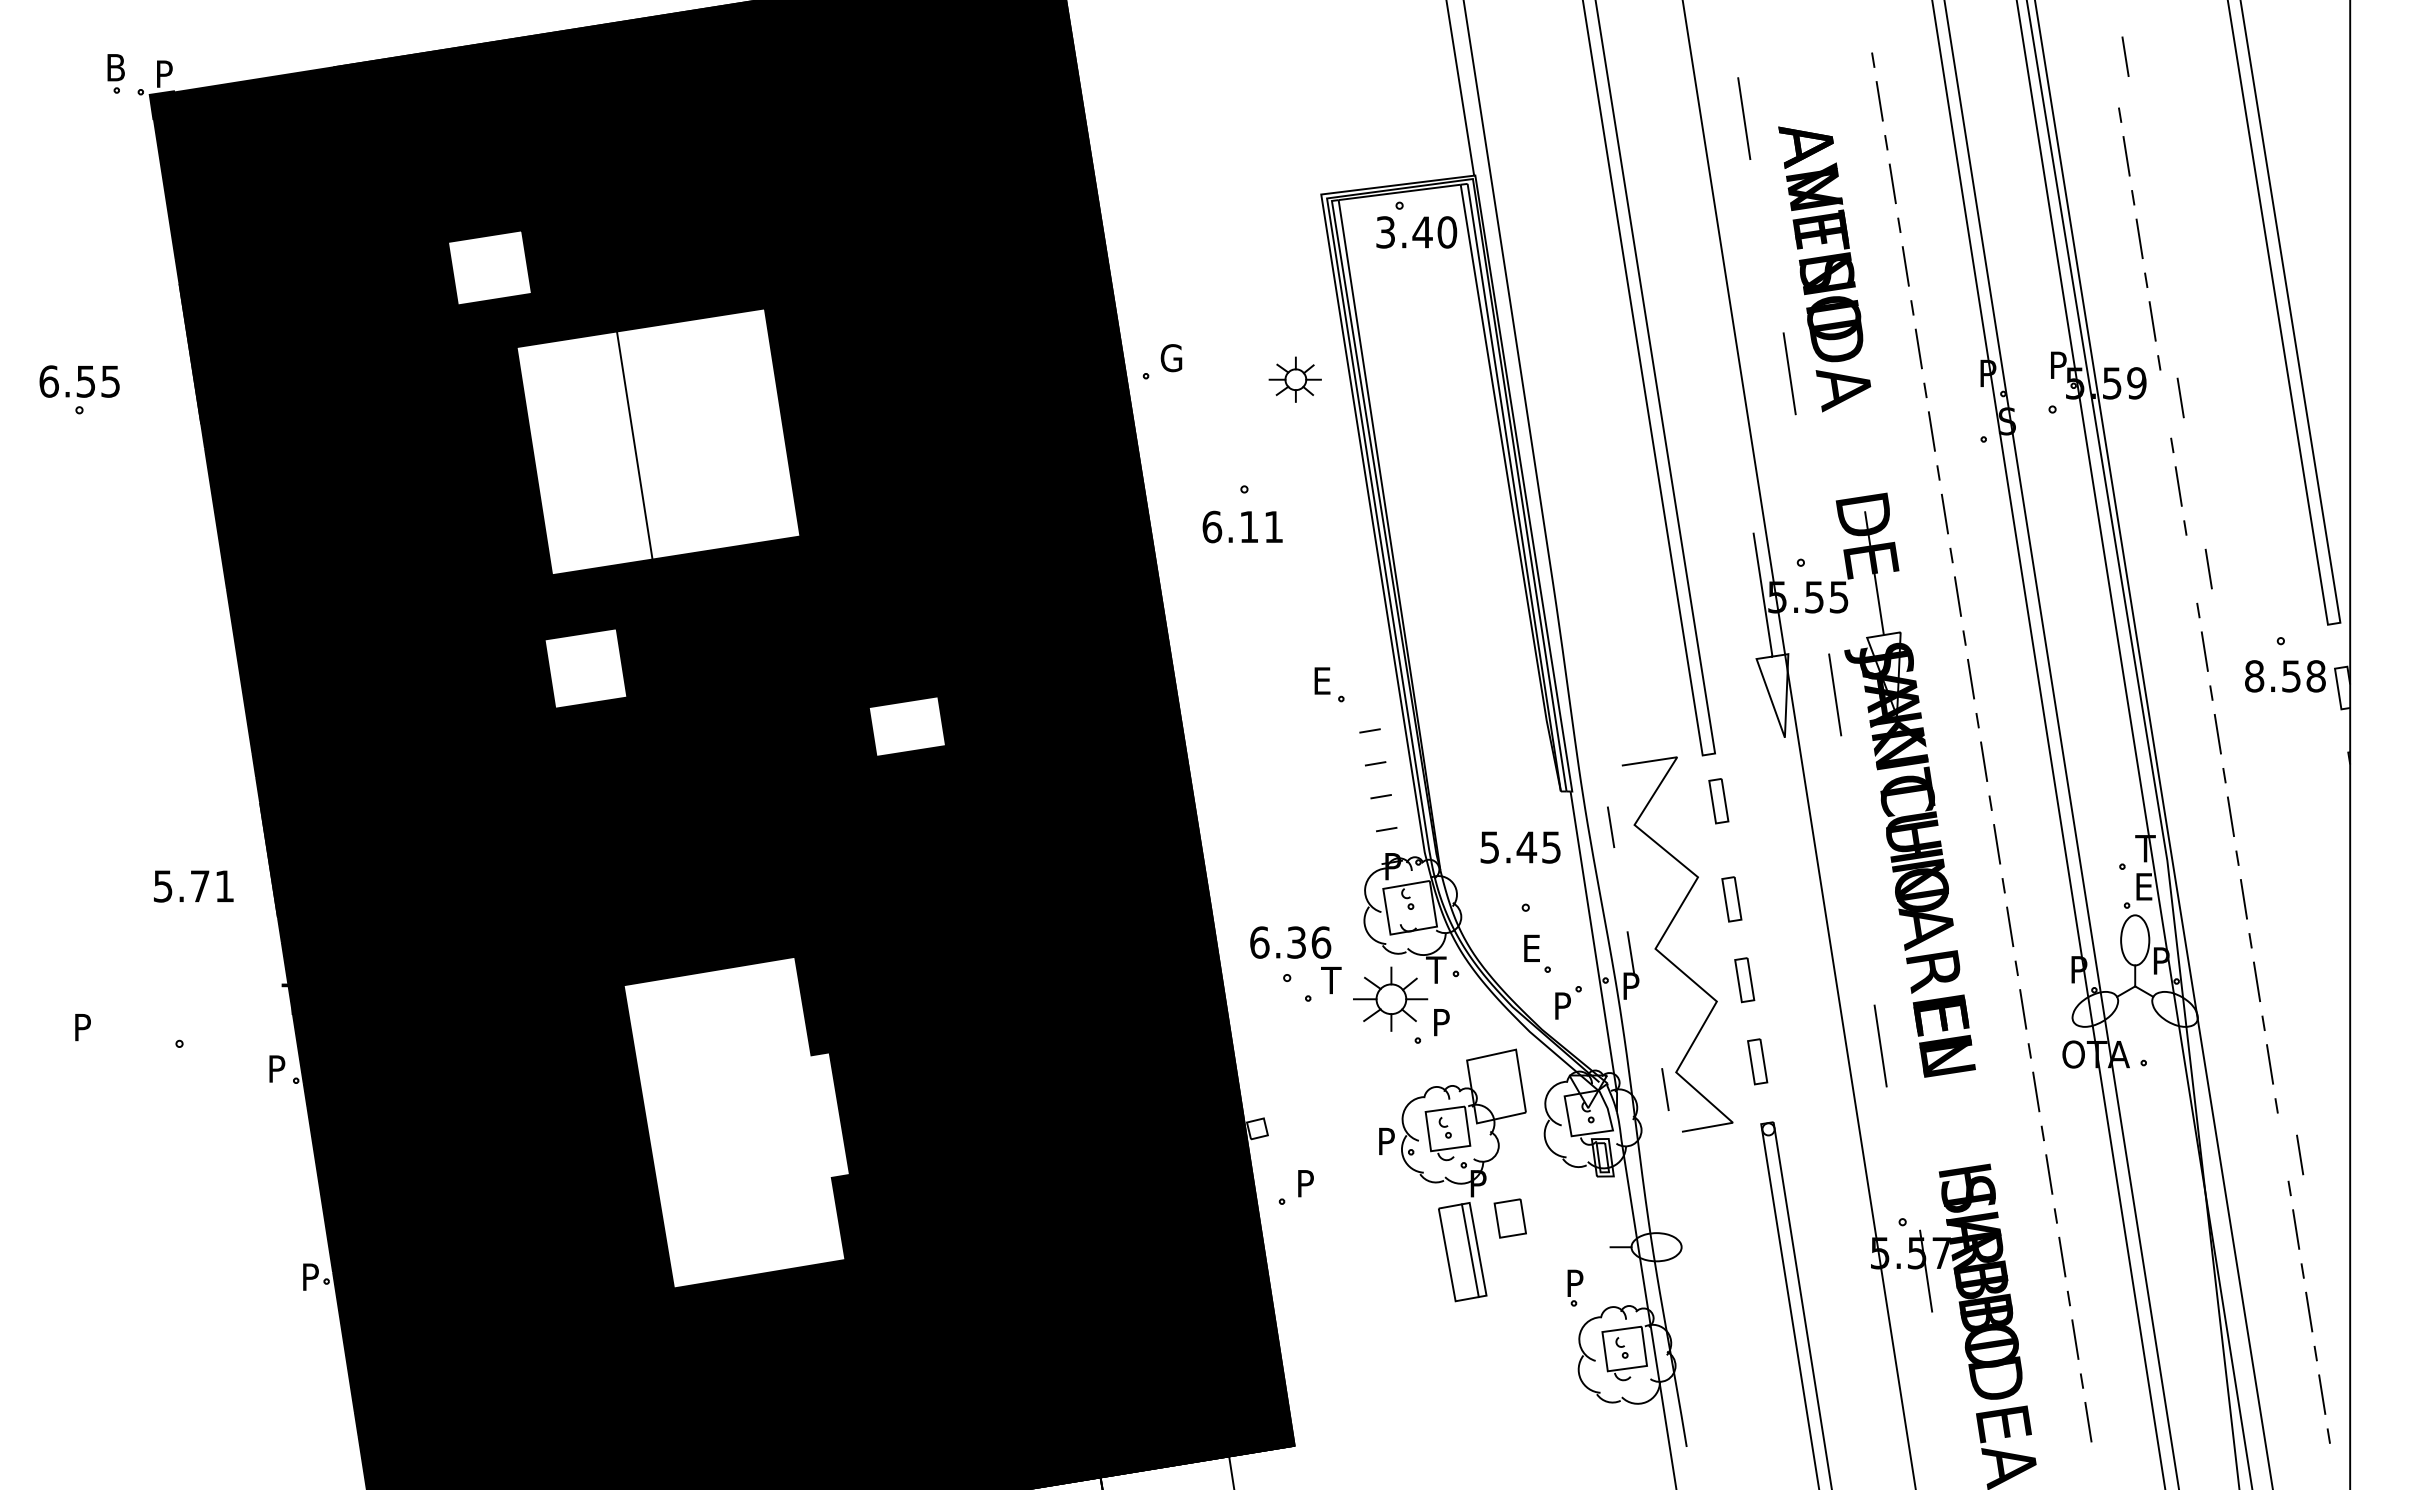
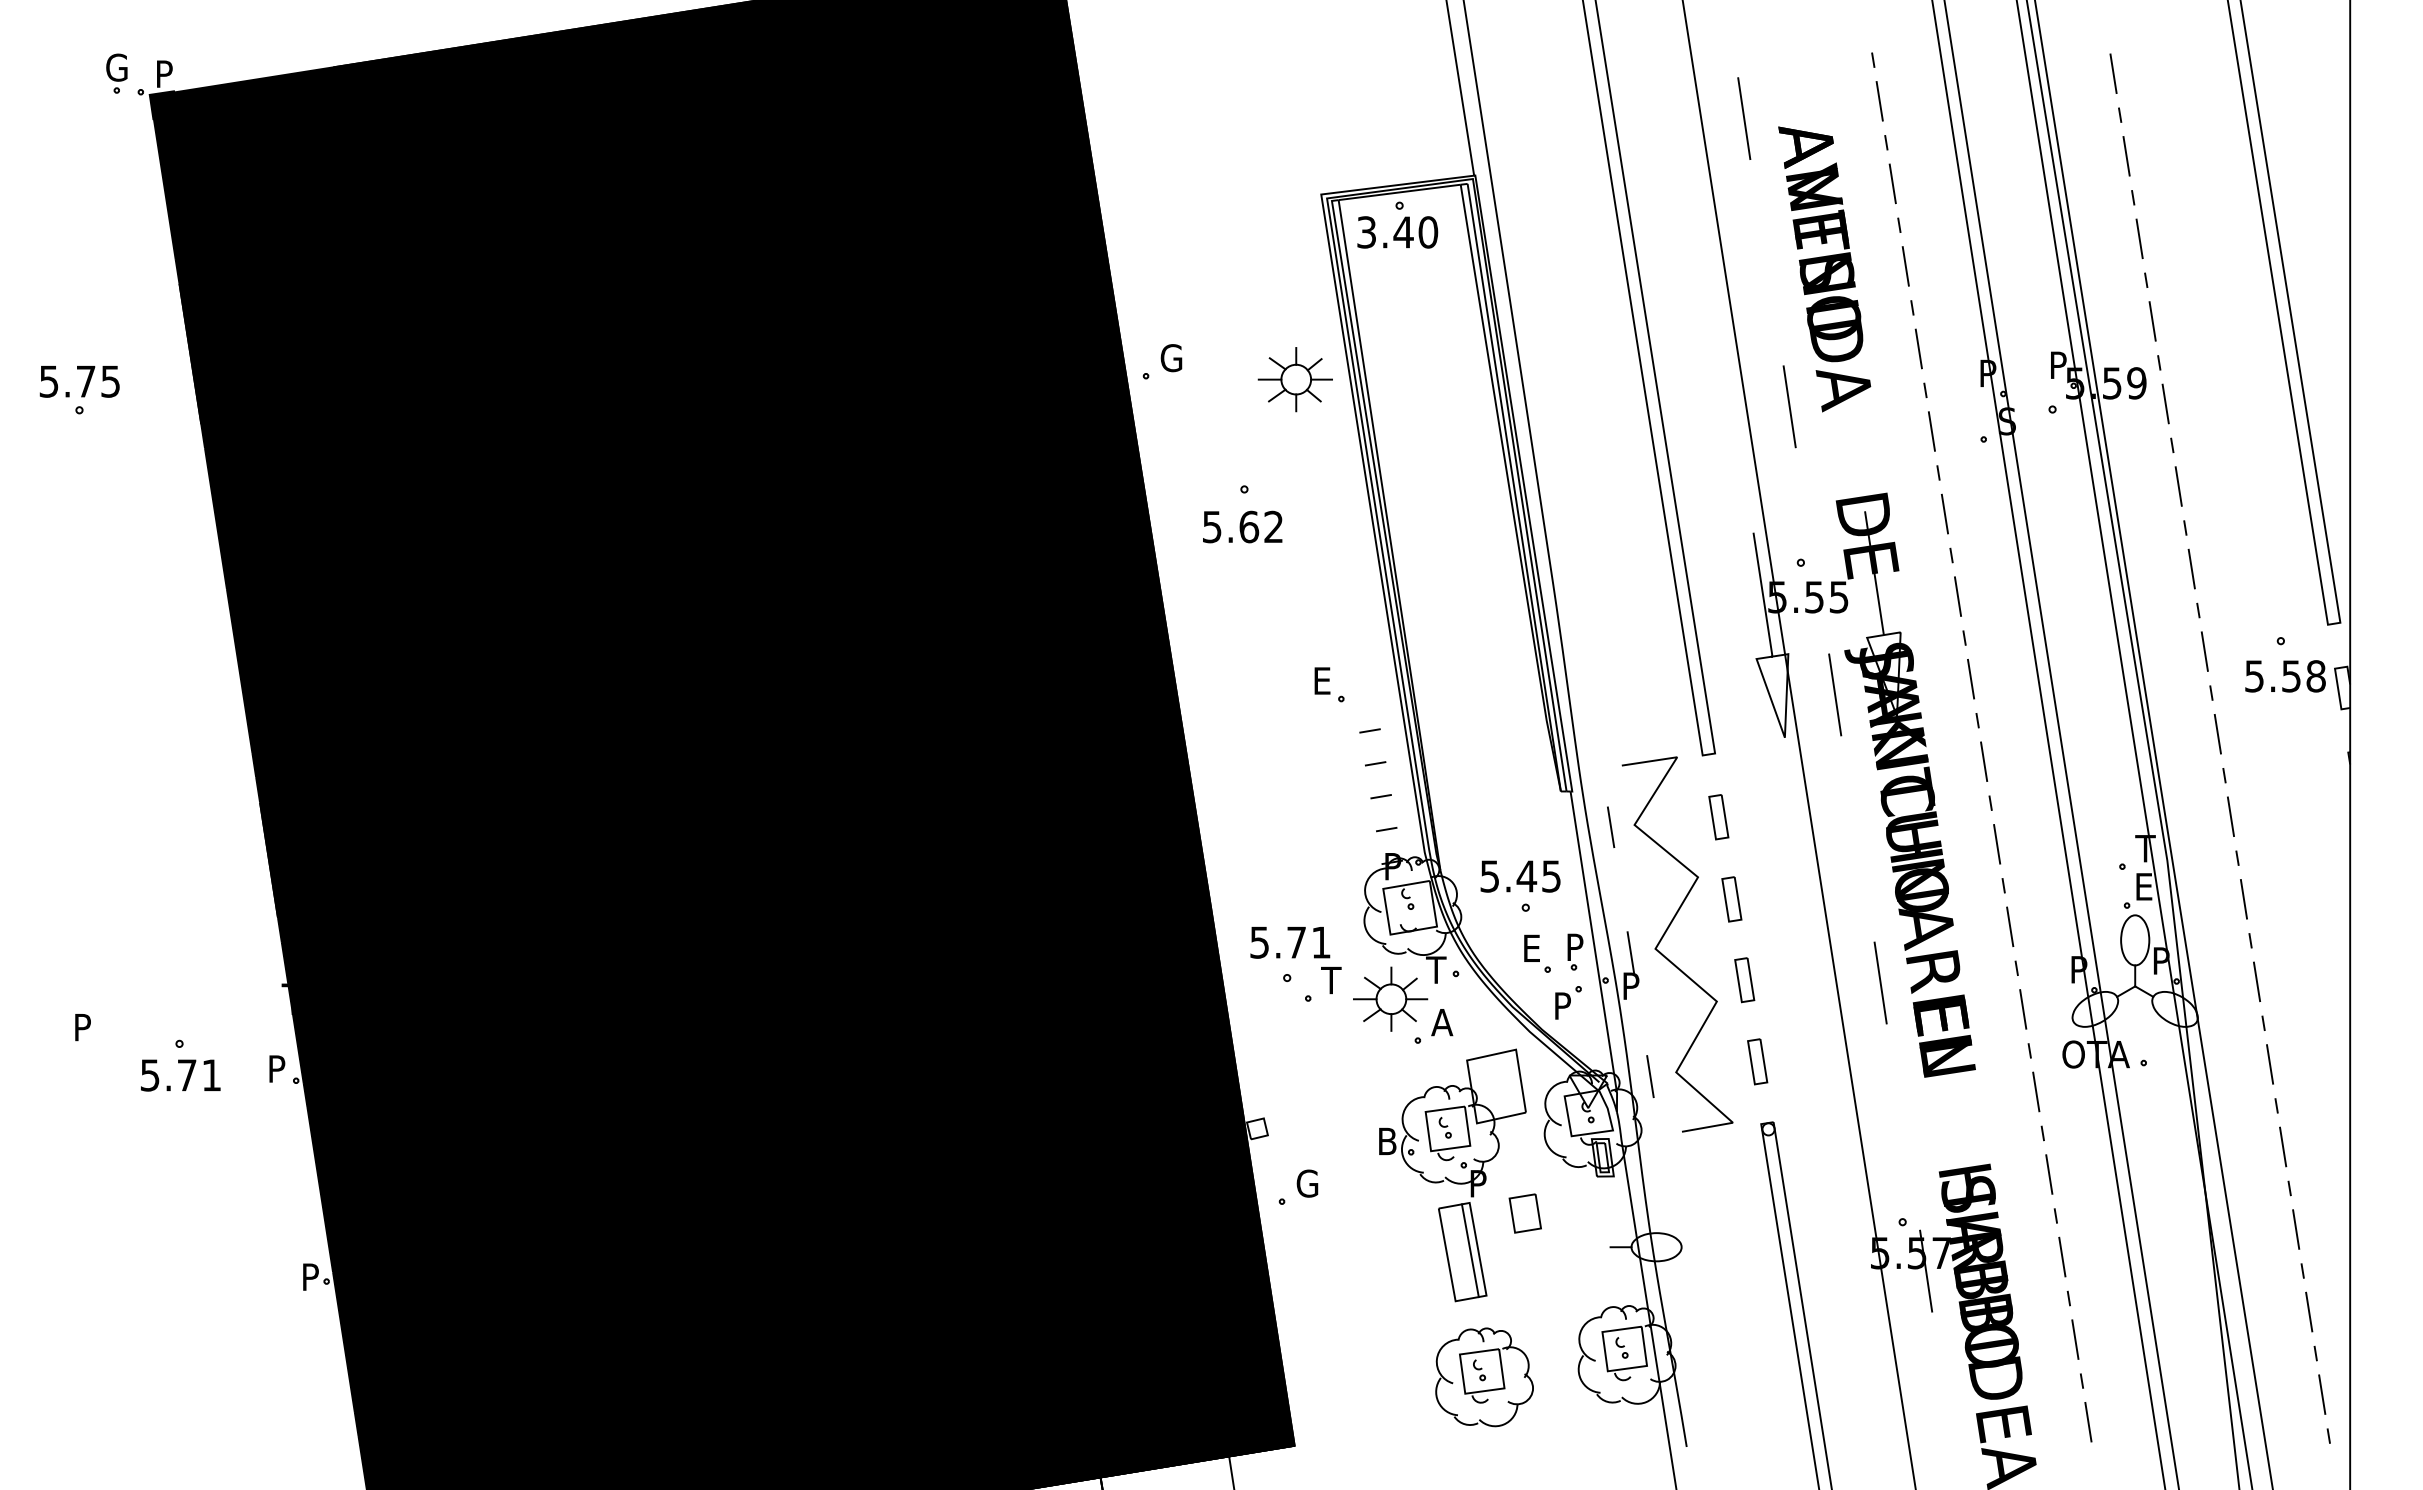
line position: (2125, 56) -> (2113, 73) (2113, 73)
text: B -> G (116, 67)
text position: (1416, 232) -> (1397, 232) (1397, 232)
fill: none -> present (489, 267)
line position: (1789, 373) -> (1789, 406) (1789, 406)
part size: 54x47 px -> 76x66 px (1294, 379)
text: 6.55 -> 5.75 (67, 381)
line position: (2180, 397) -> (2165, 403) (2165, 403)
fill: none -> present (658, 441)
text: 6.11 -> 5.62 (1242, 526)
line position: (2208, 568) -> (2191, 568) (2191, 568)
fill: none -> present (585, 668)
text: 8.58 -> 5.58 (2254, 676)
fill: none -> present (907, 726)
part position: (1718, 801) -> (1718, 817) (1718, 817)
text position: (1520, 847) -> (1520, 876) (1520, 876)
text position: (193, 886) -> (180, 1075) (180, 1075)
text: 6.36 -> 5.71 (1290, 942)
text: P -> A (1442, 1022)
line position: (1880, 1045) -> (1880, 982) (1880, 982)
line position: (1665, 1089) -> (1650, 1076) (1650, 1076)
fill: none -> present (736, 1122)
text: P -> B (1389, 1141)
line position: (2300, 1154) -> (2283, 1146) (2283, 1146)
text: P -> G (1307, 1183)
part position: (1509, 1218) -> (1524, 1213) (1524, 1213)
part position: (1575, 1287) -> (1575, 951) (1575, 951)
part: none -> present (1484, 1377)
